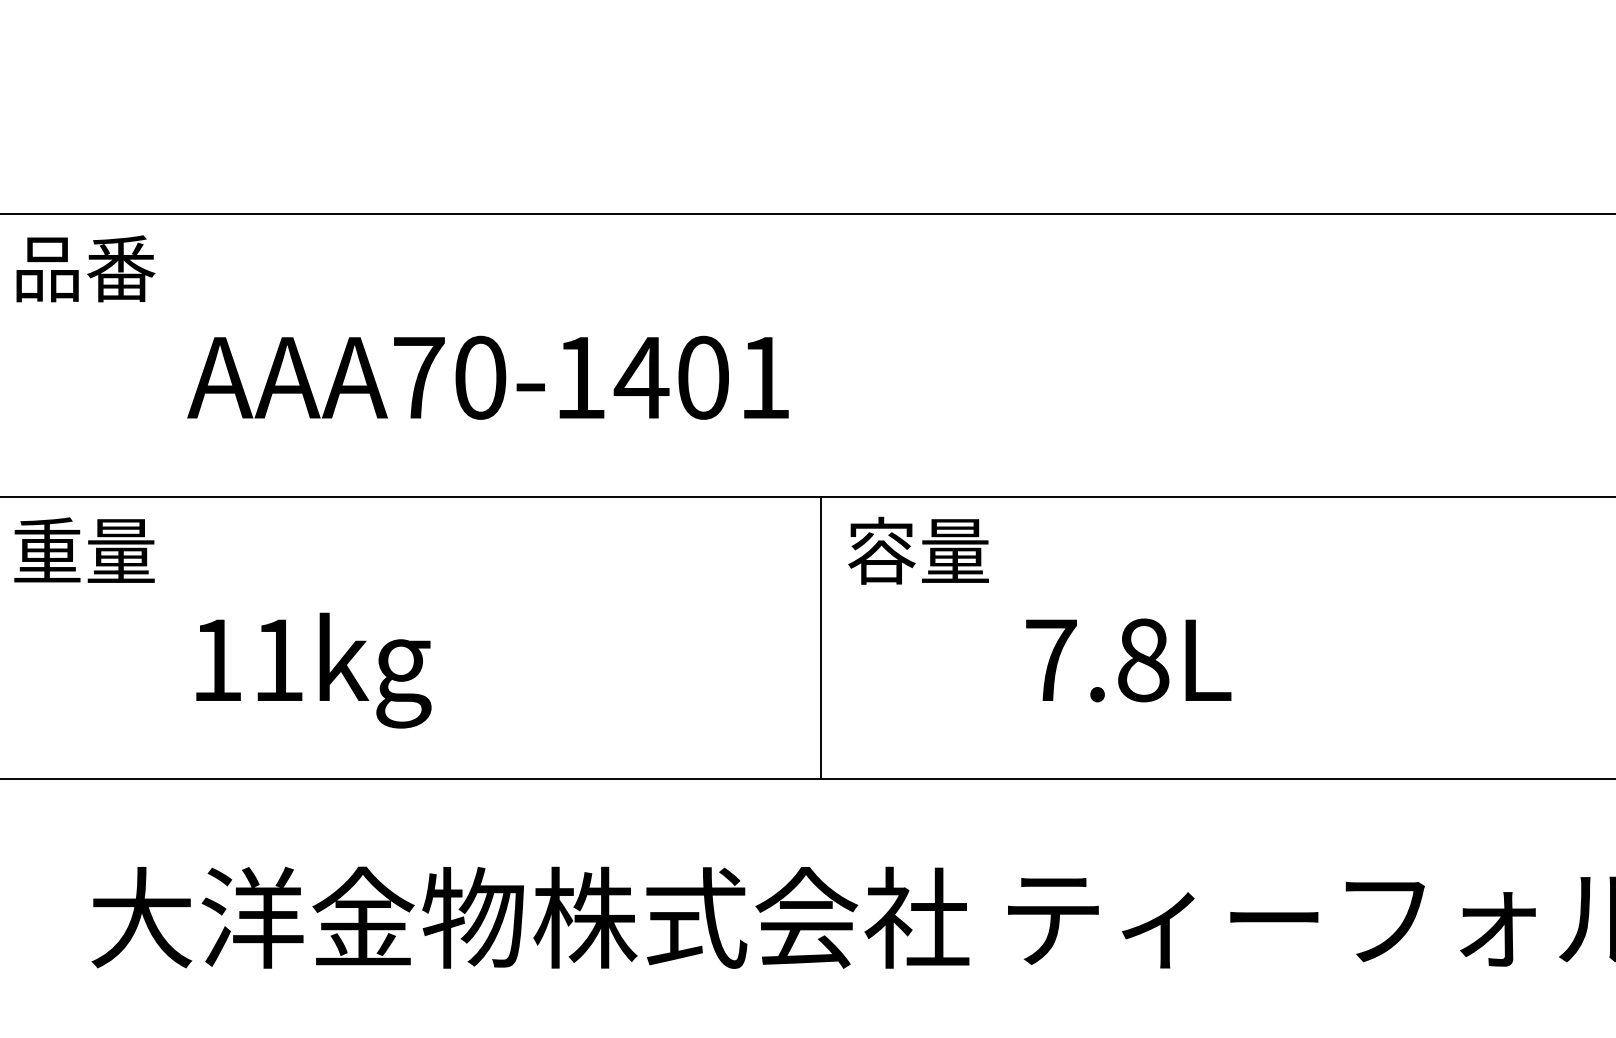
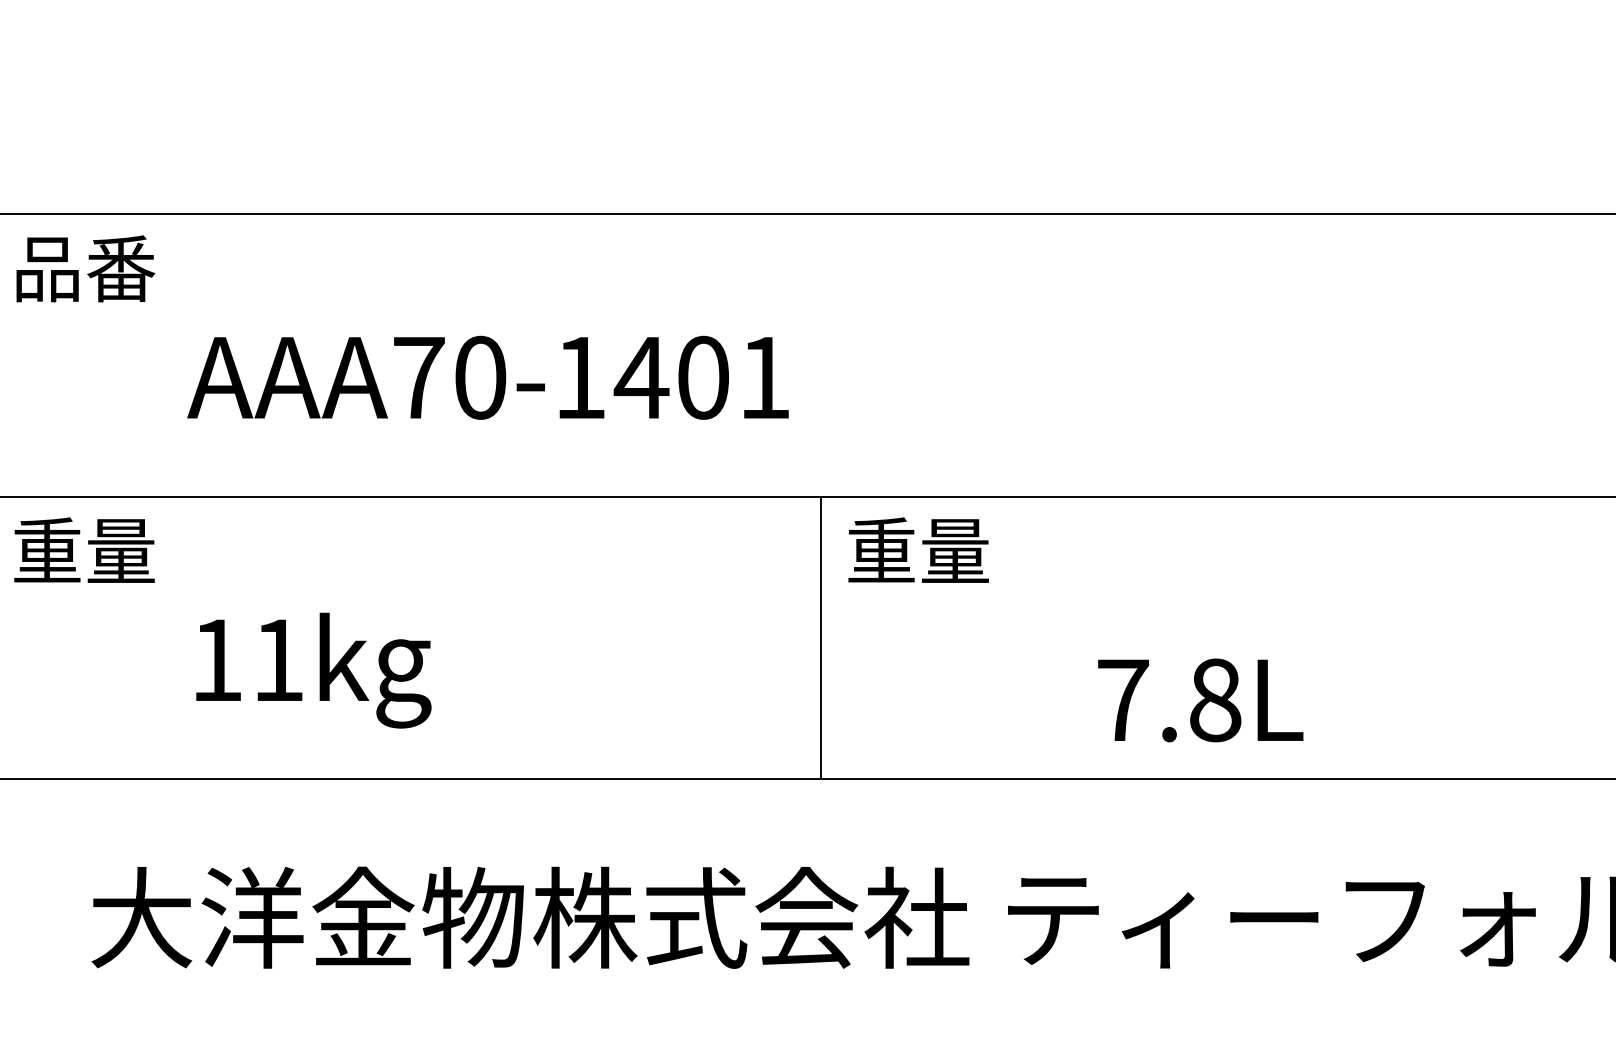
text: 容量 -> 重量 (881, 550)
text position: (1128, 660) -> (1200, 700) (1200, 700)
